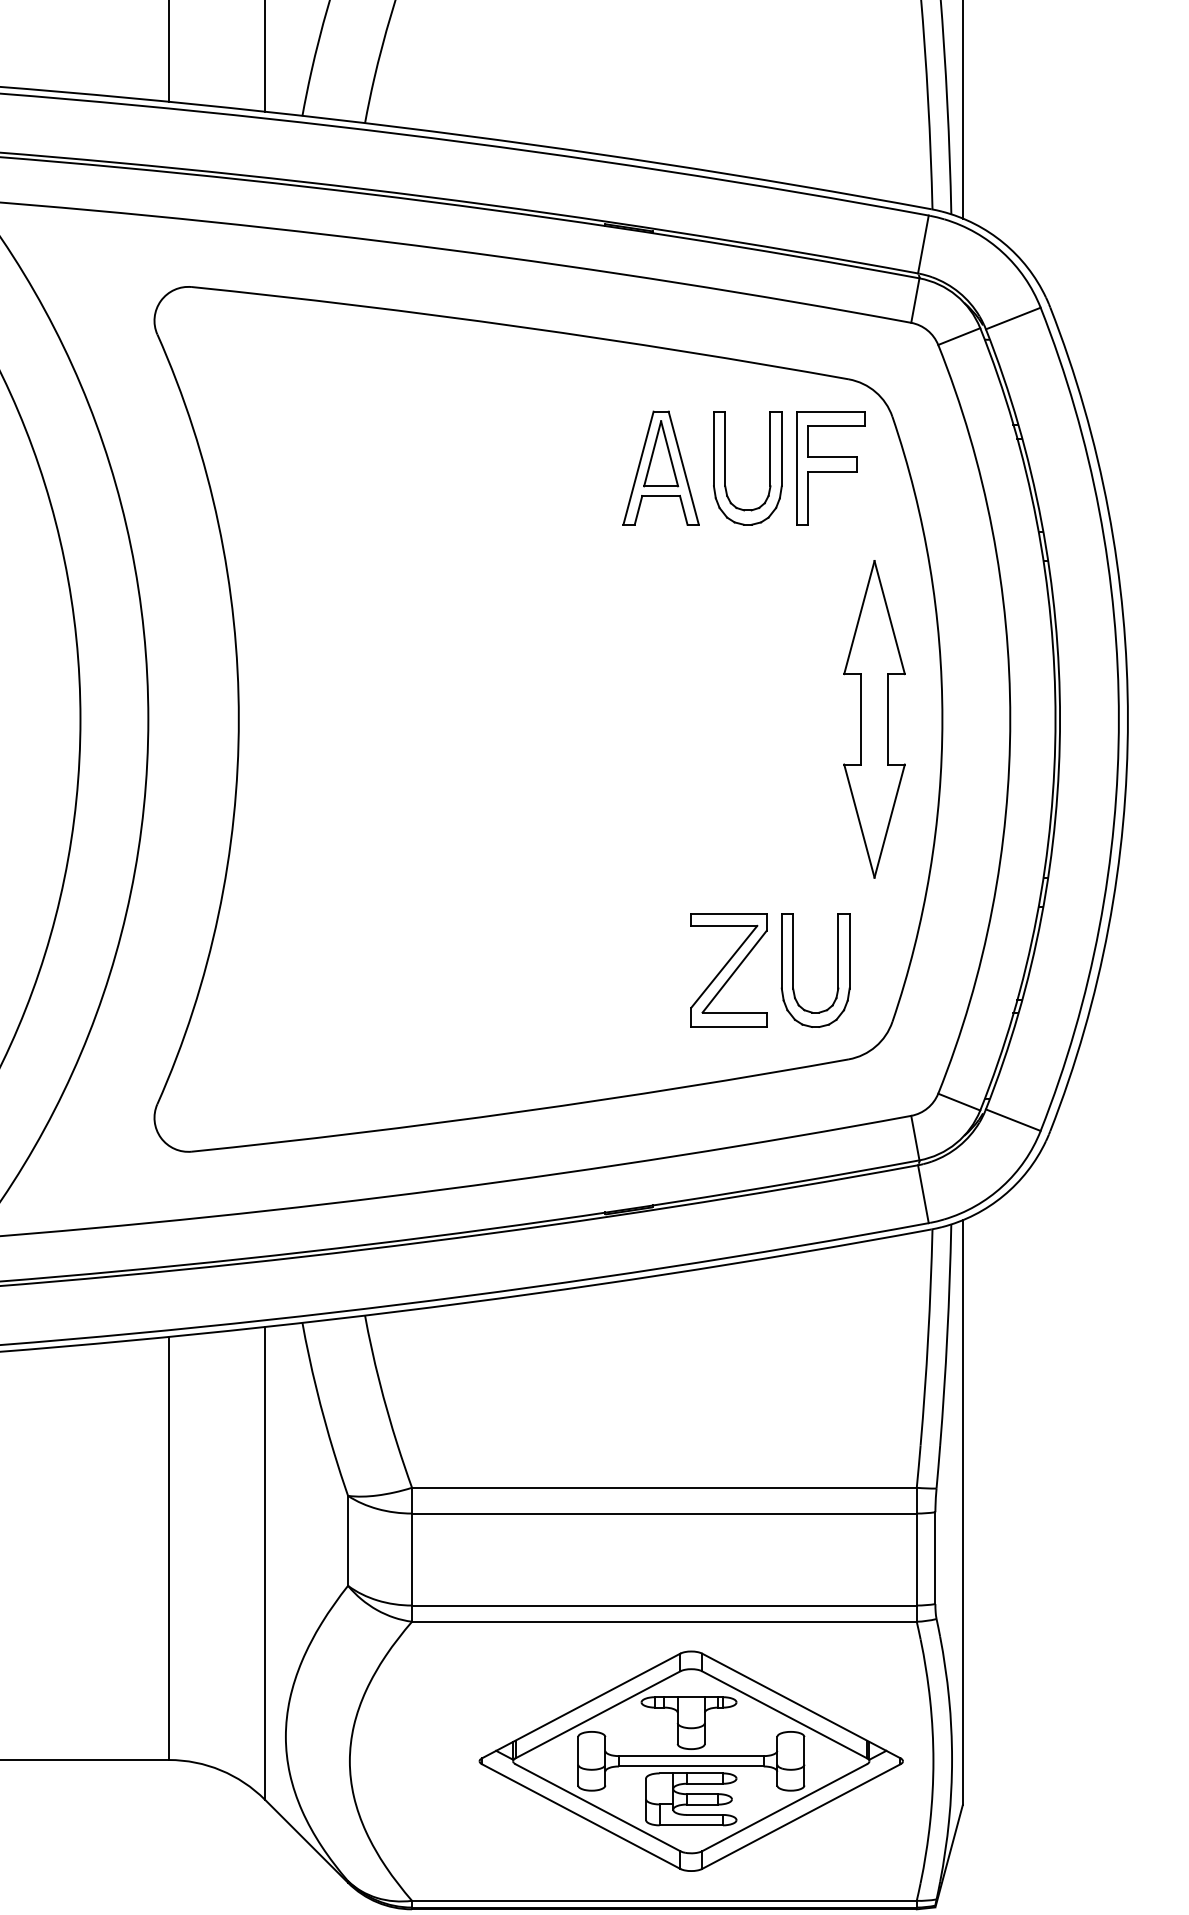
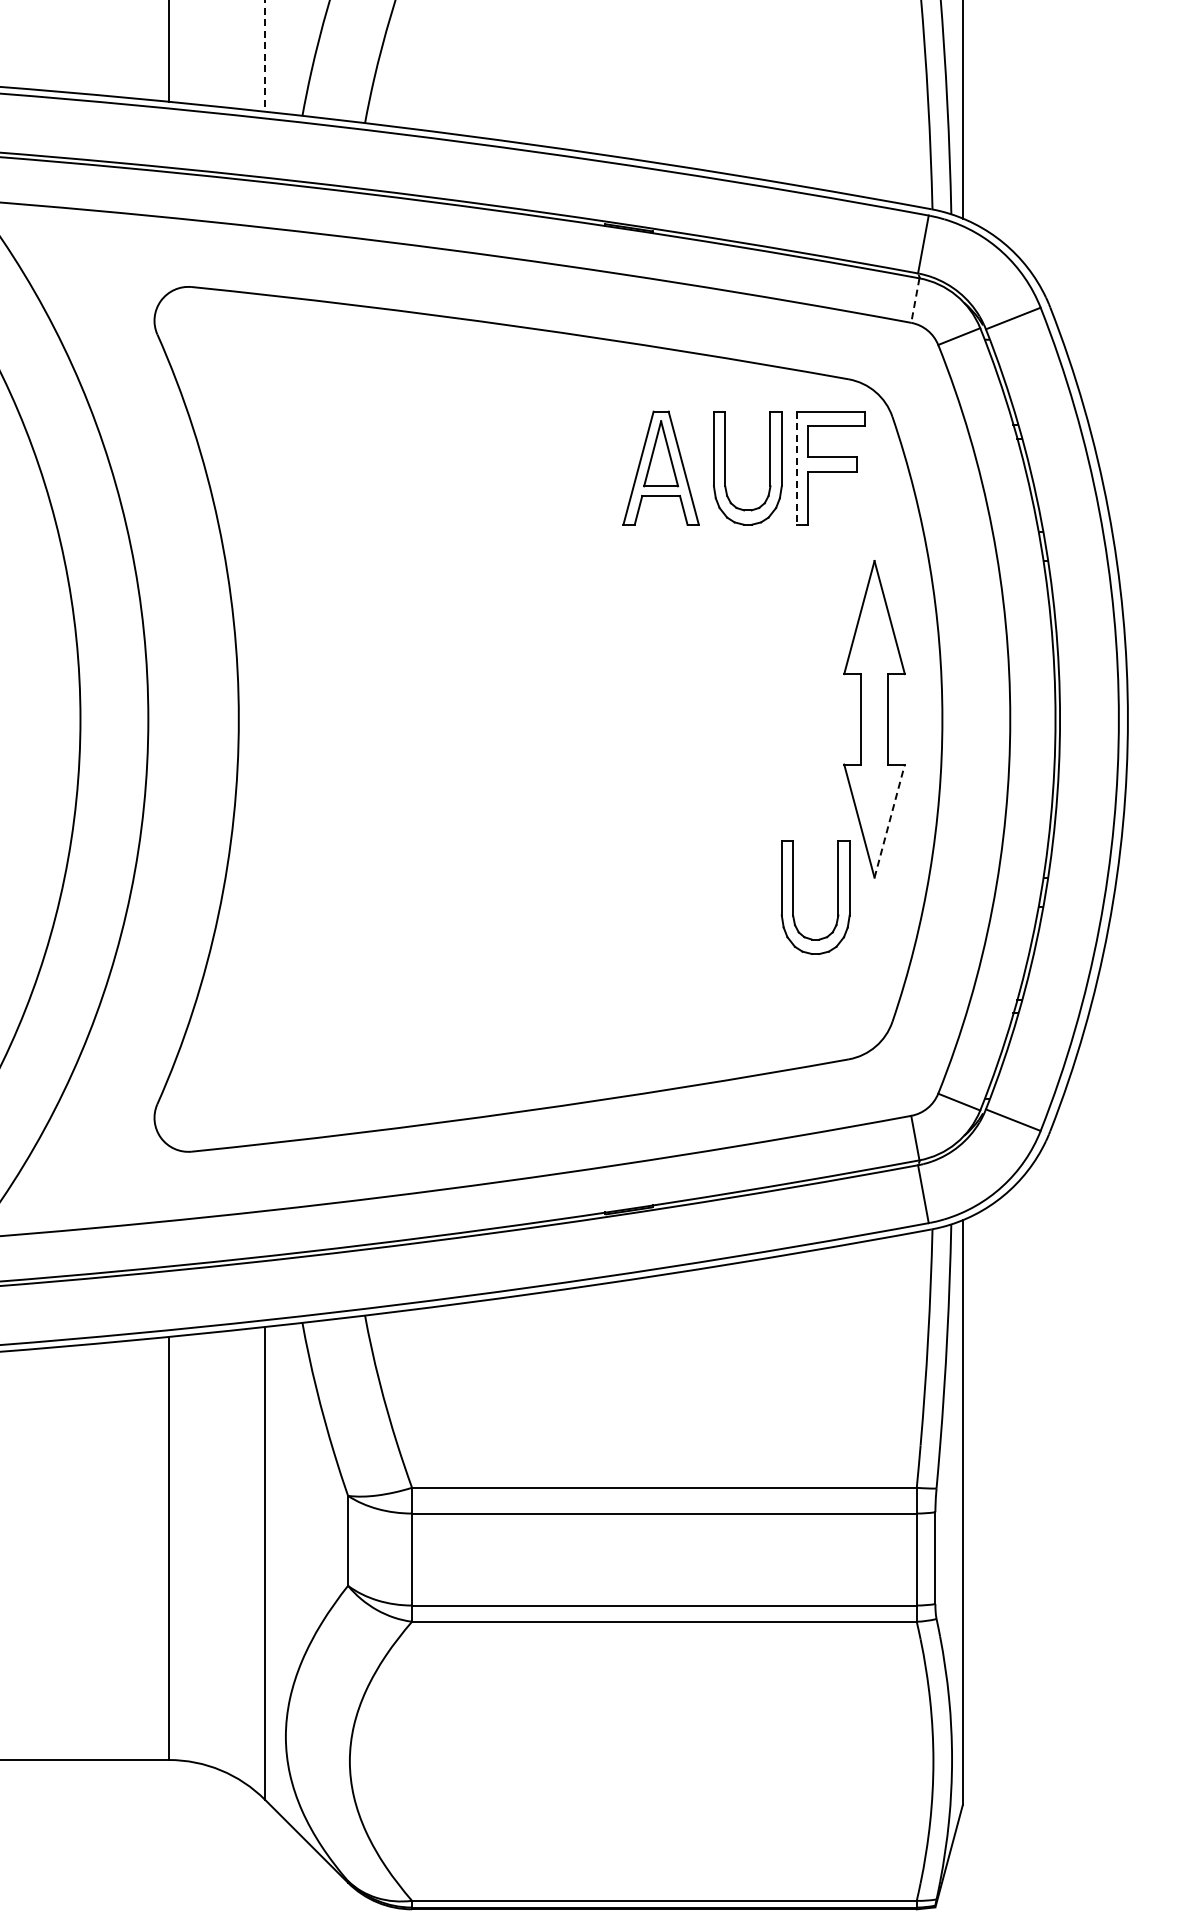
line: solid -> dashed (265, 56)
line: solid -> dashed (915, 300)
line: solid -> dashed (796, 468)
line: solid -> dashed (889, 821)
part: present -> none (728, 970)
part position: (793, 970) -> (793, 897) (793, 897)
part: present -> none (690, 1760)
